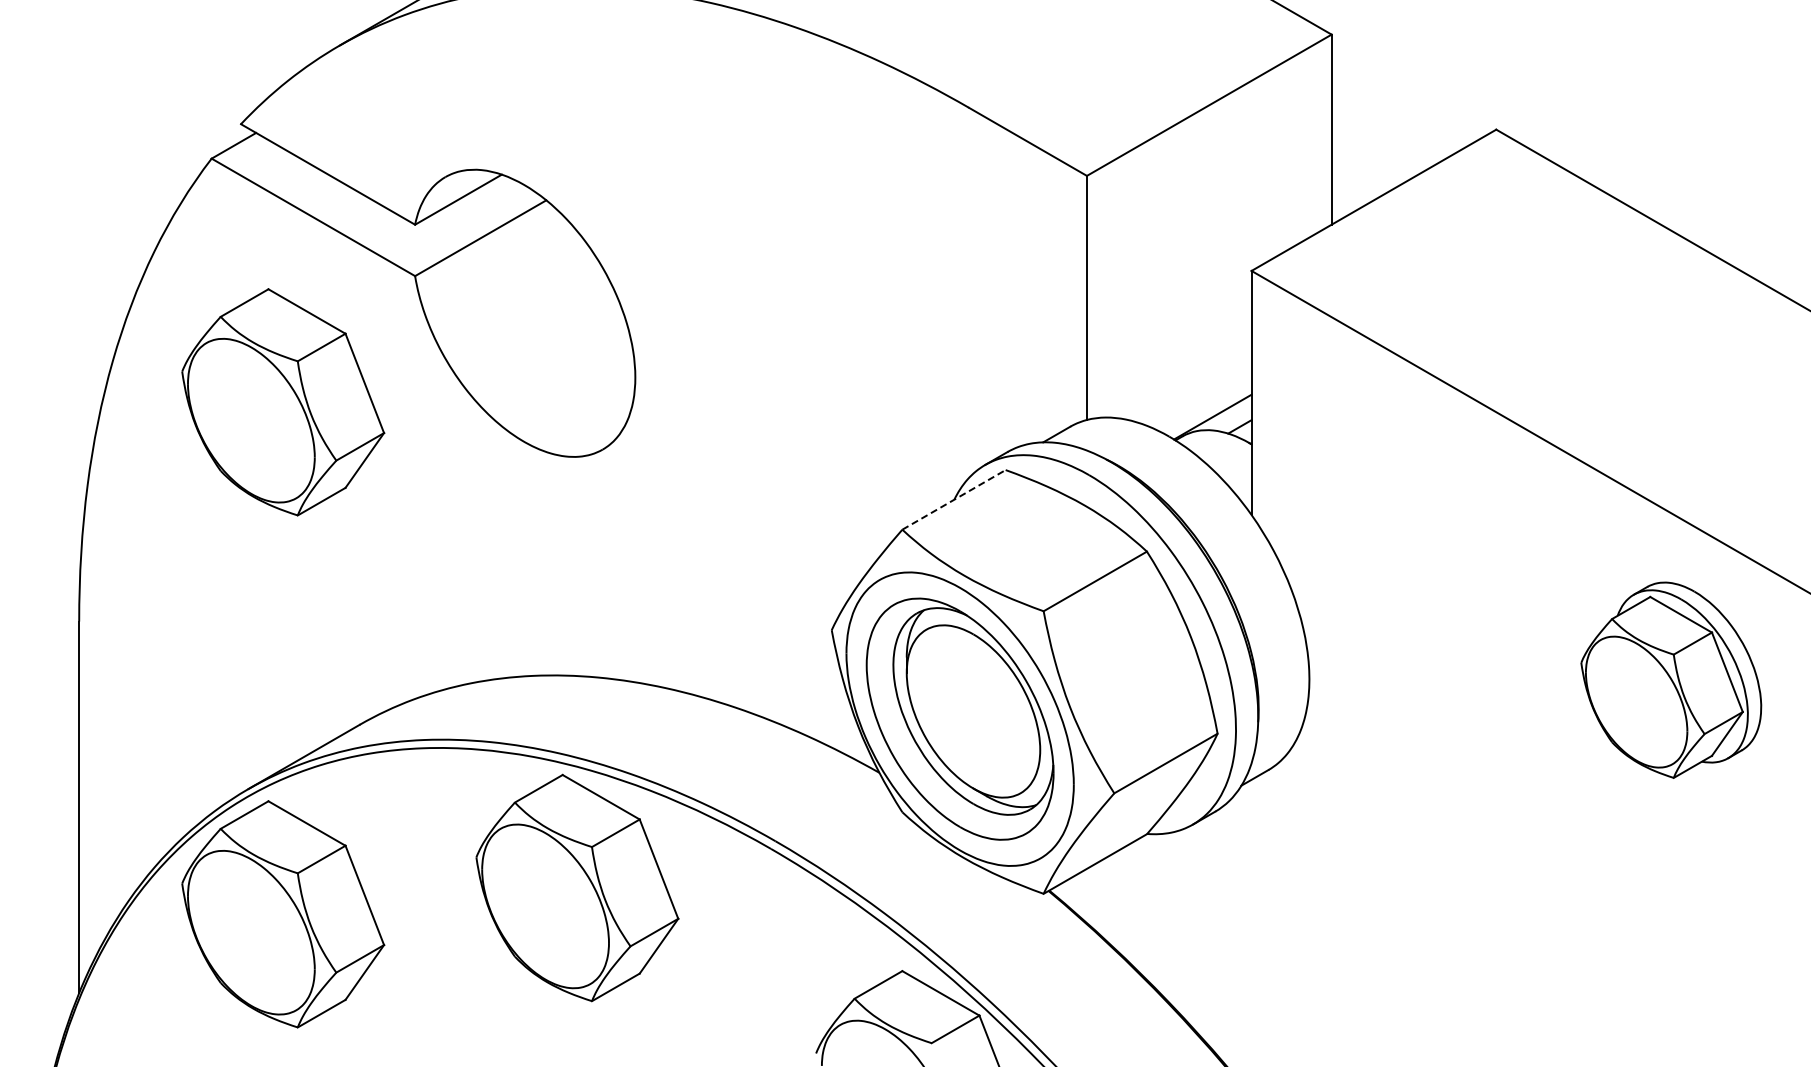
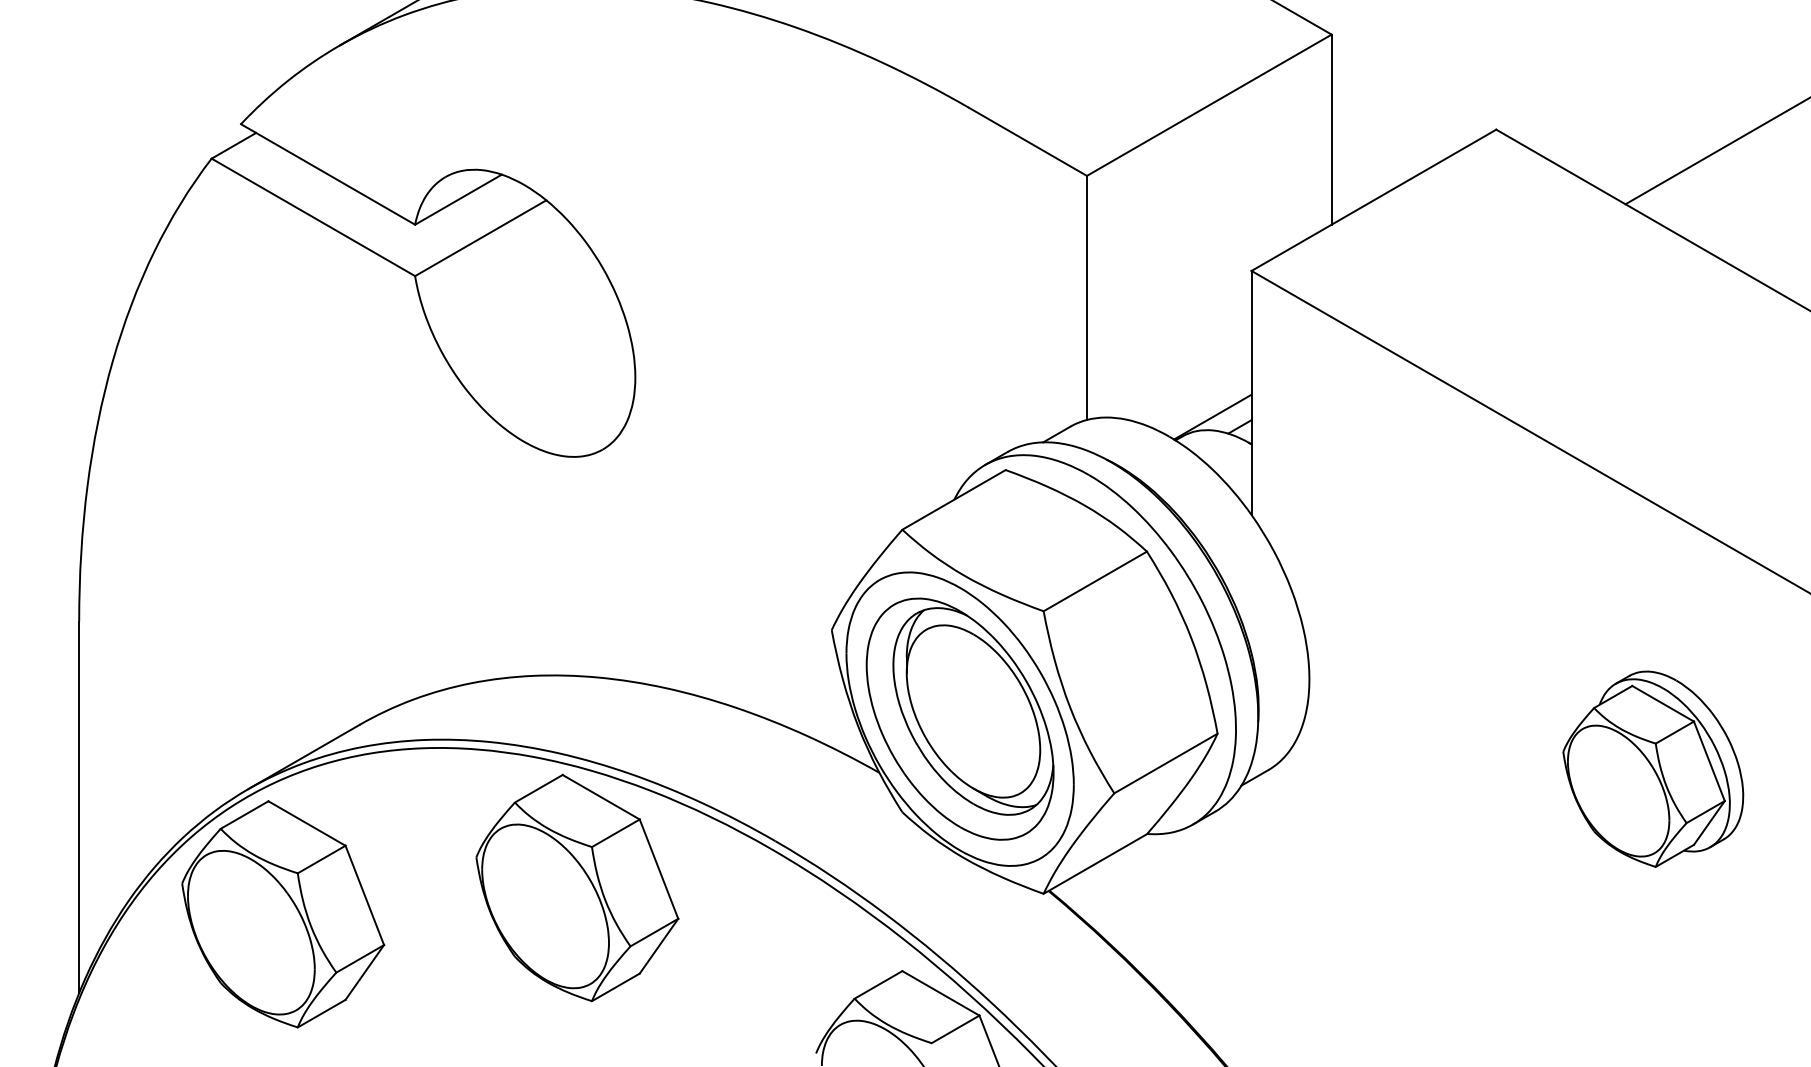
line: none -> present (1716, 151)
part: present -> none (283, 402)
line: dashed -> solid (954, 499)
part position: (1671, 679) -> (1653, 768) (1653, 768)
